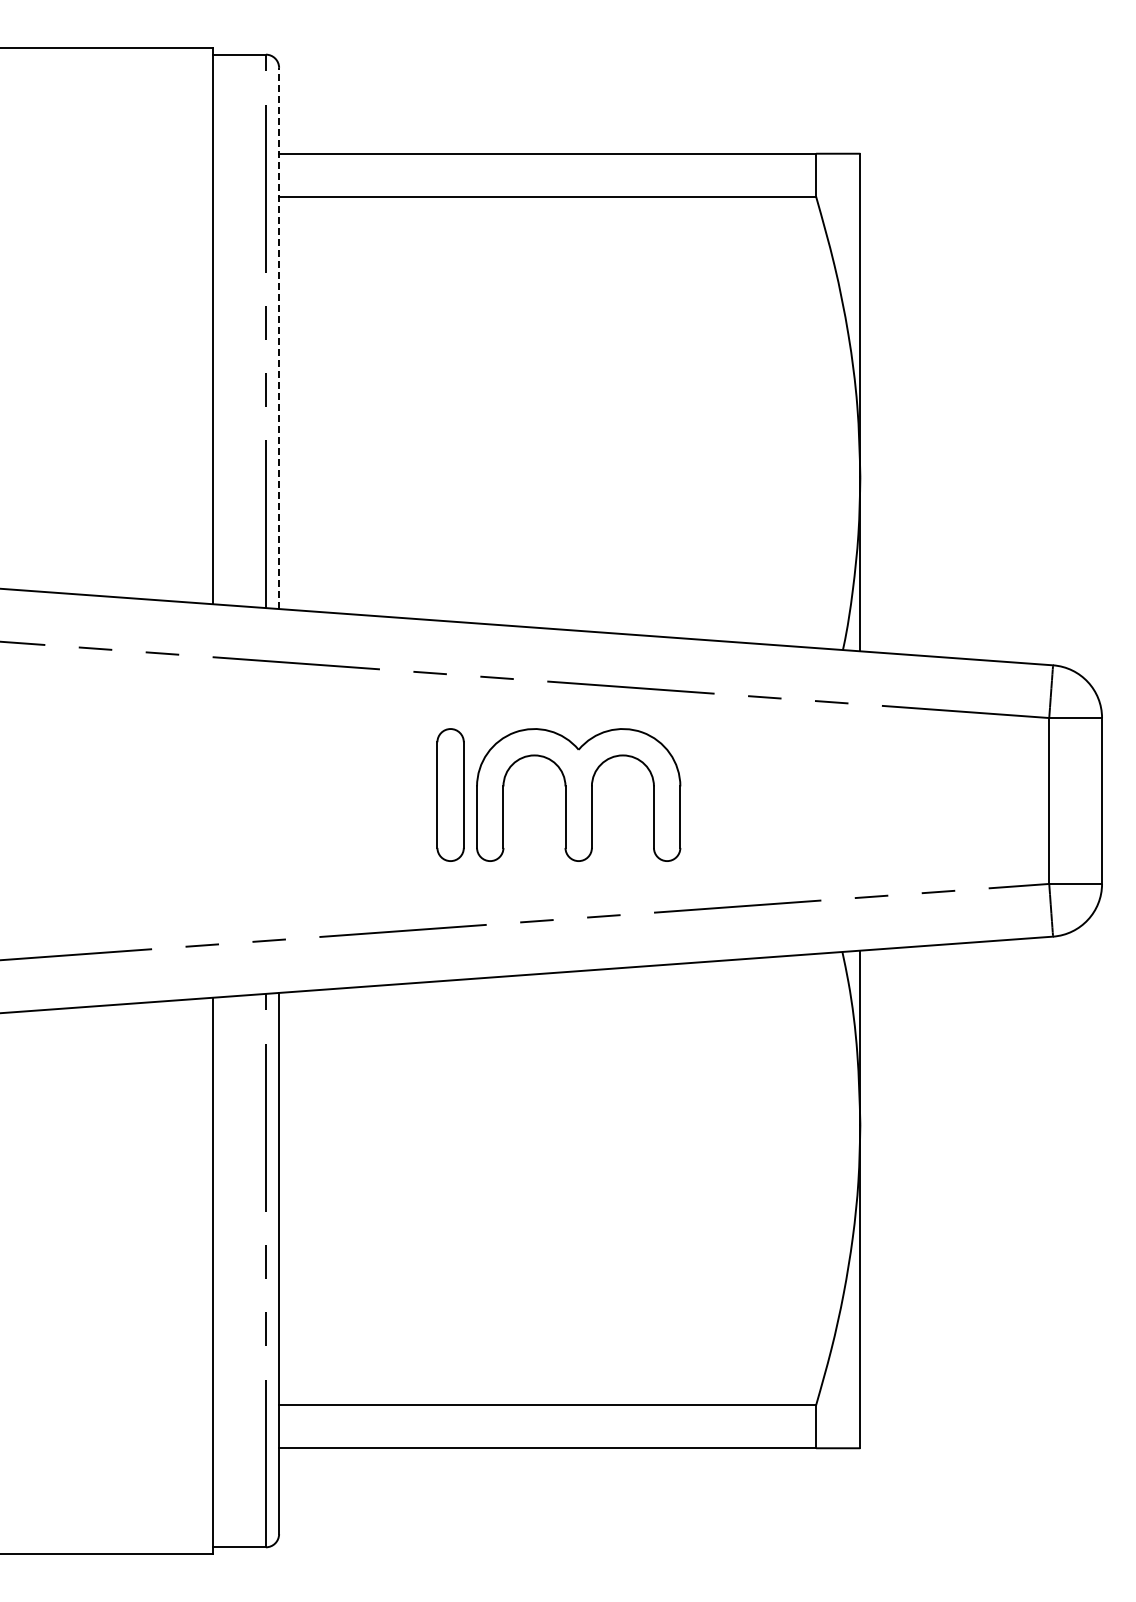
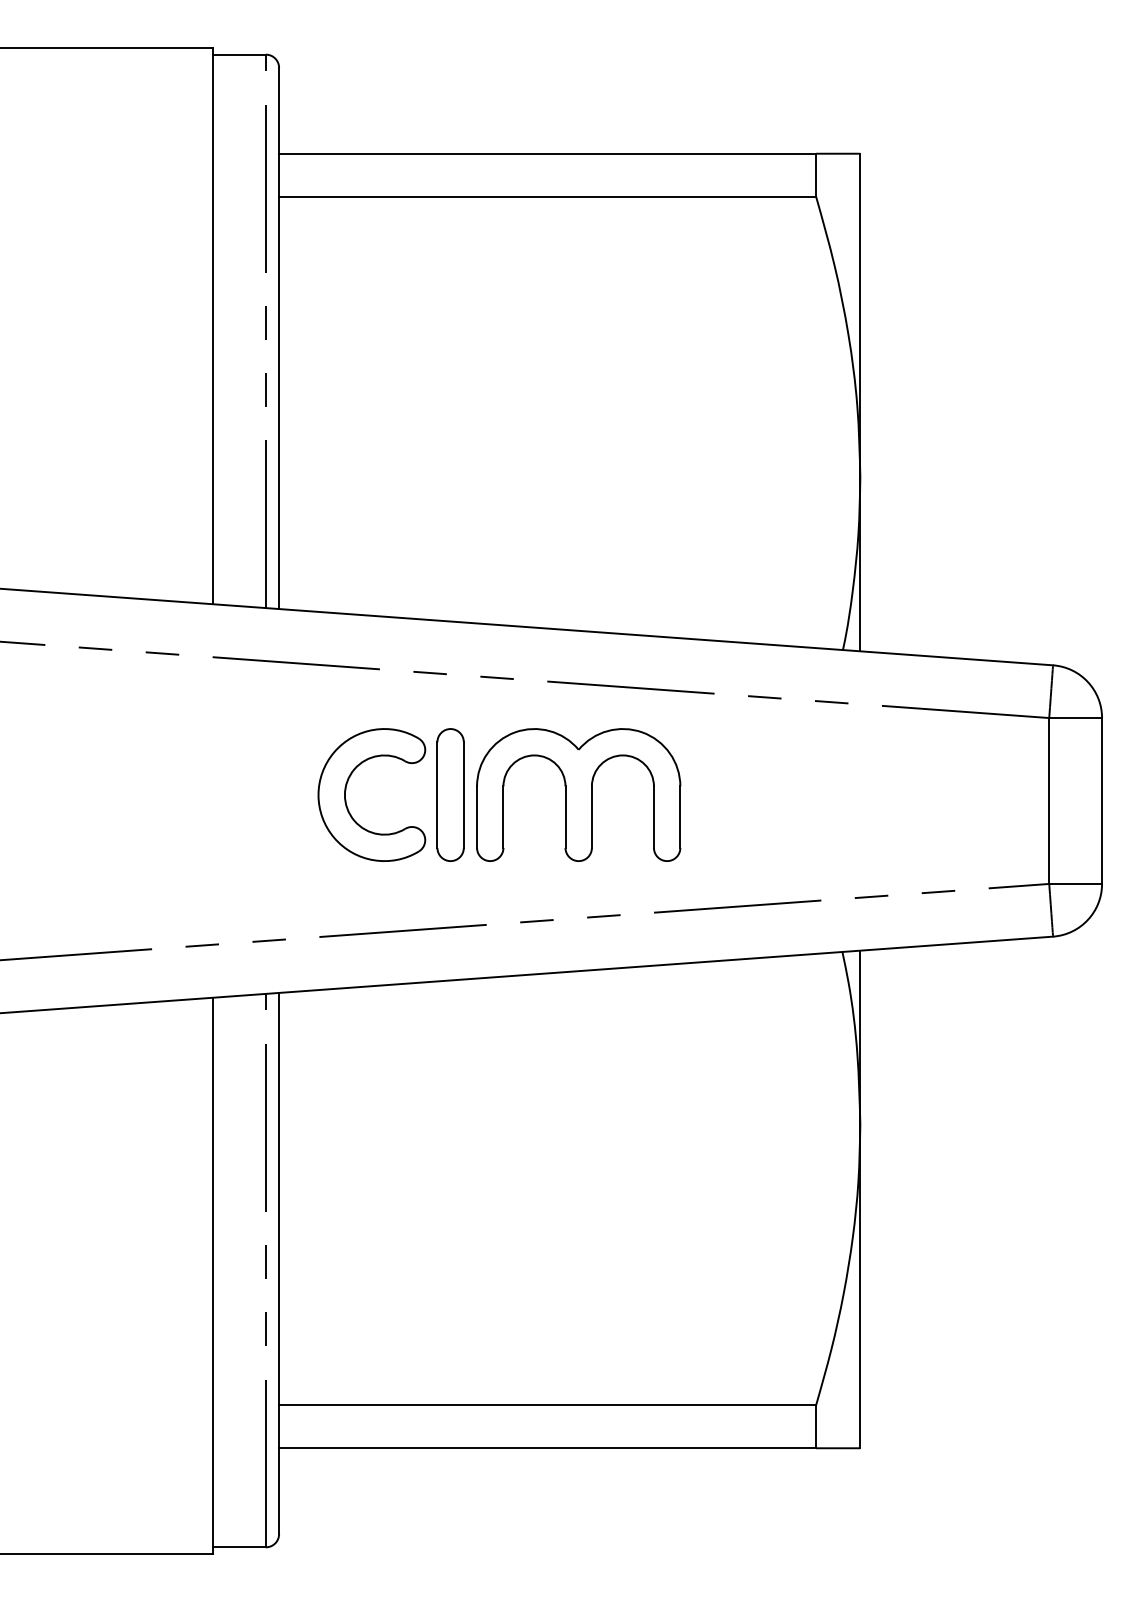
line: dashed -> solid (279, 338)
part: none -> present (346, 790)
